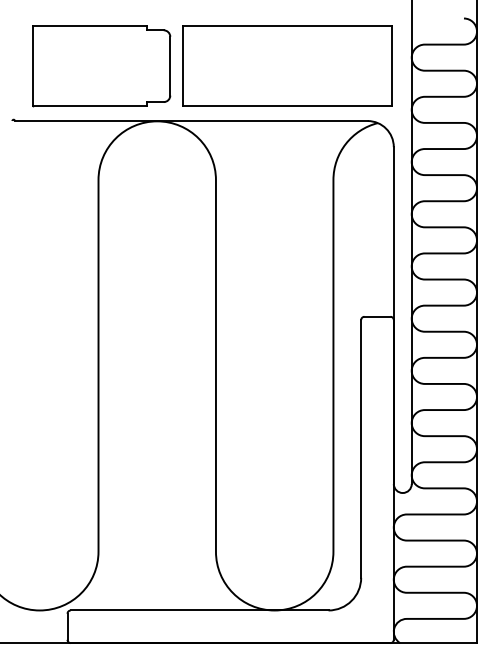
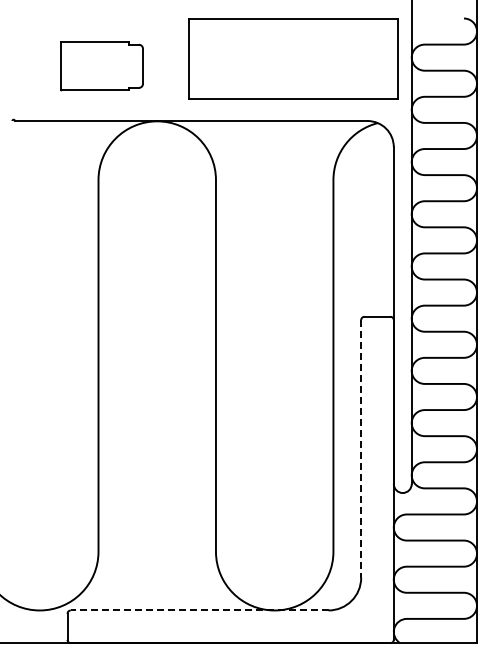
part position: (287, 65) -> (293, 58) (293, 58)
part size: 140x83 px -> 84x51 px (101, 66)
line: solid -> dashed (361, 448)
line: solid -> dashed (199, 610)
